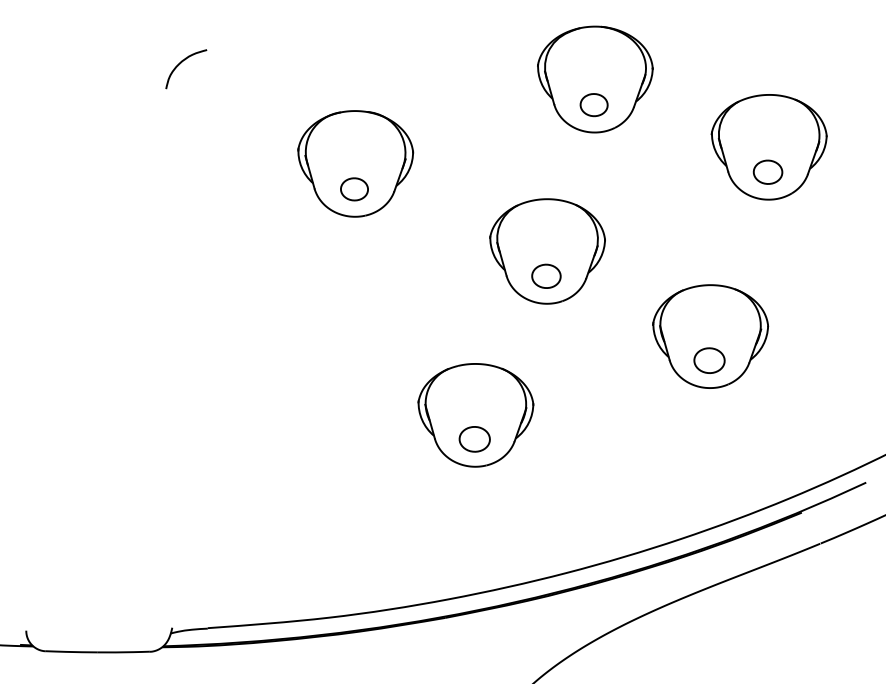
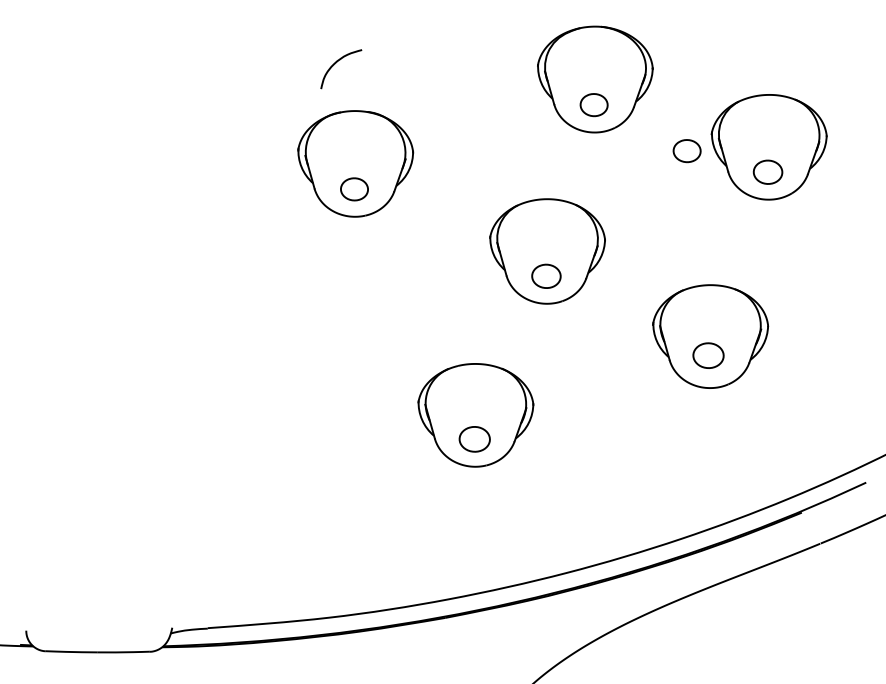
curve position: (181, 63) -> (336, 63) (336, 63)
part: none -> present (686, 151)
part position: (709, 360) -> (708, 355) (708, 355)
